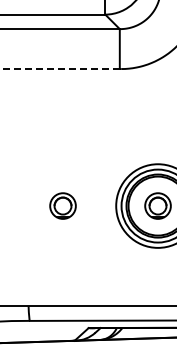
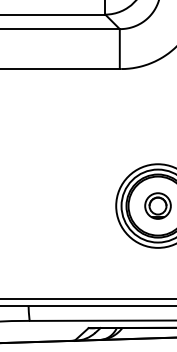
line: dashed -> solid (59, 69)
part: present -> none (62, 205)
line: none -> present (87, 299)
